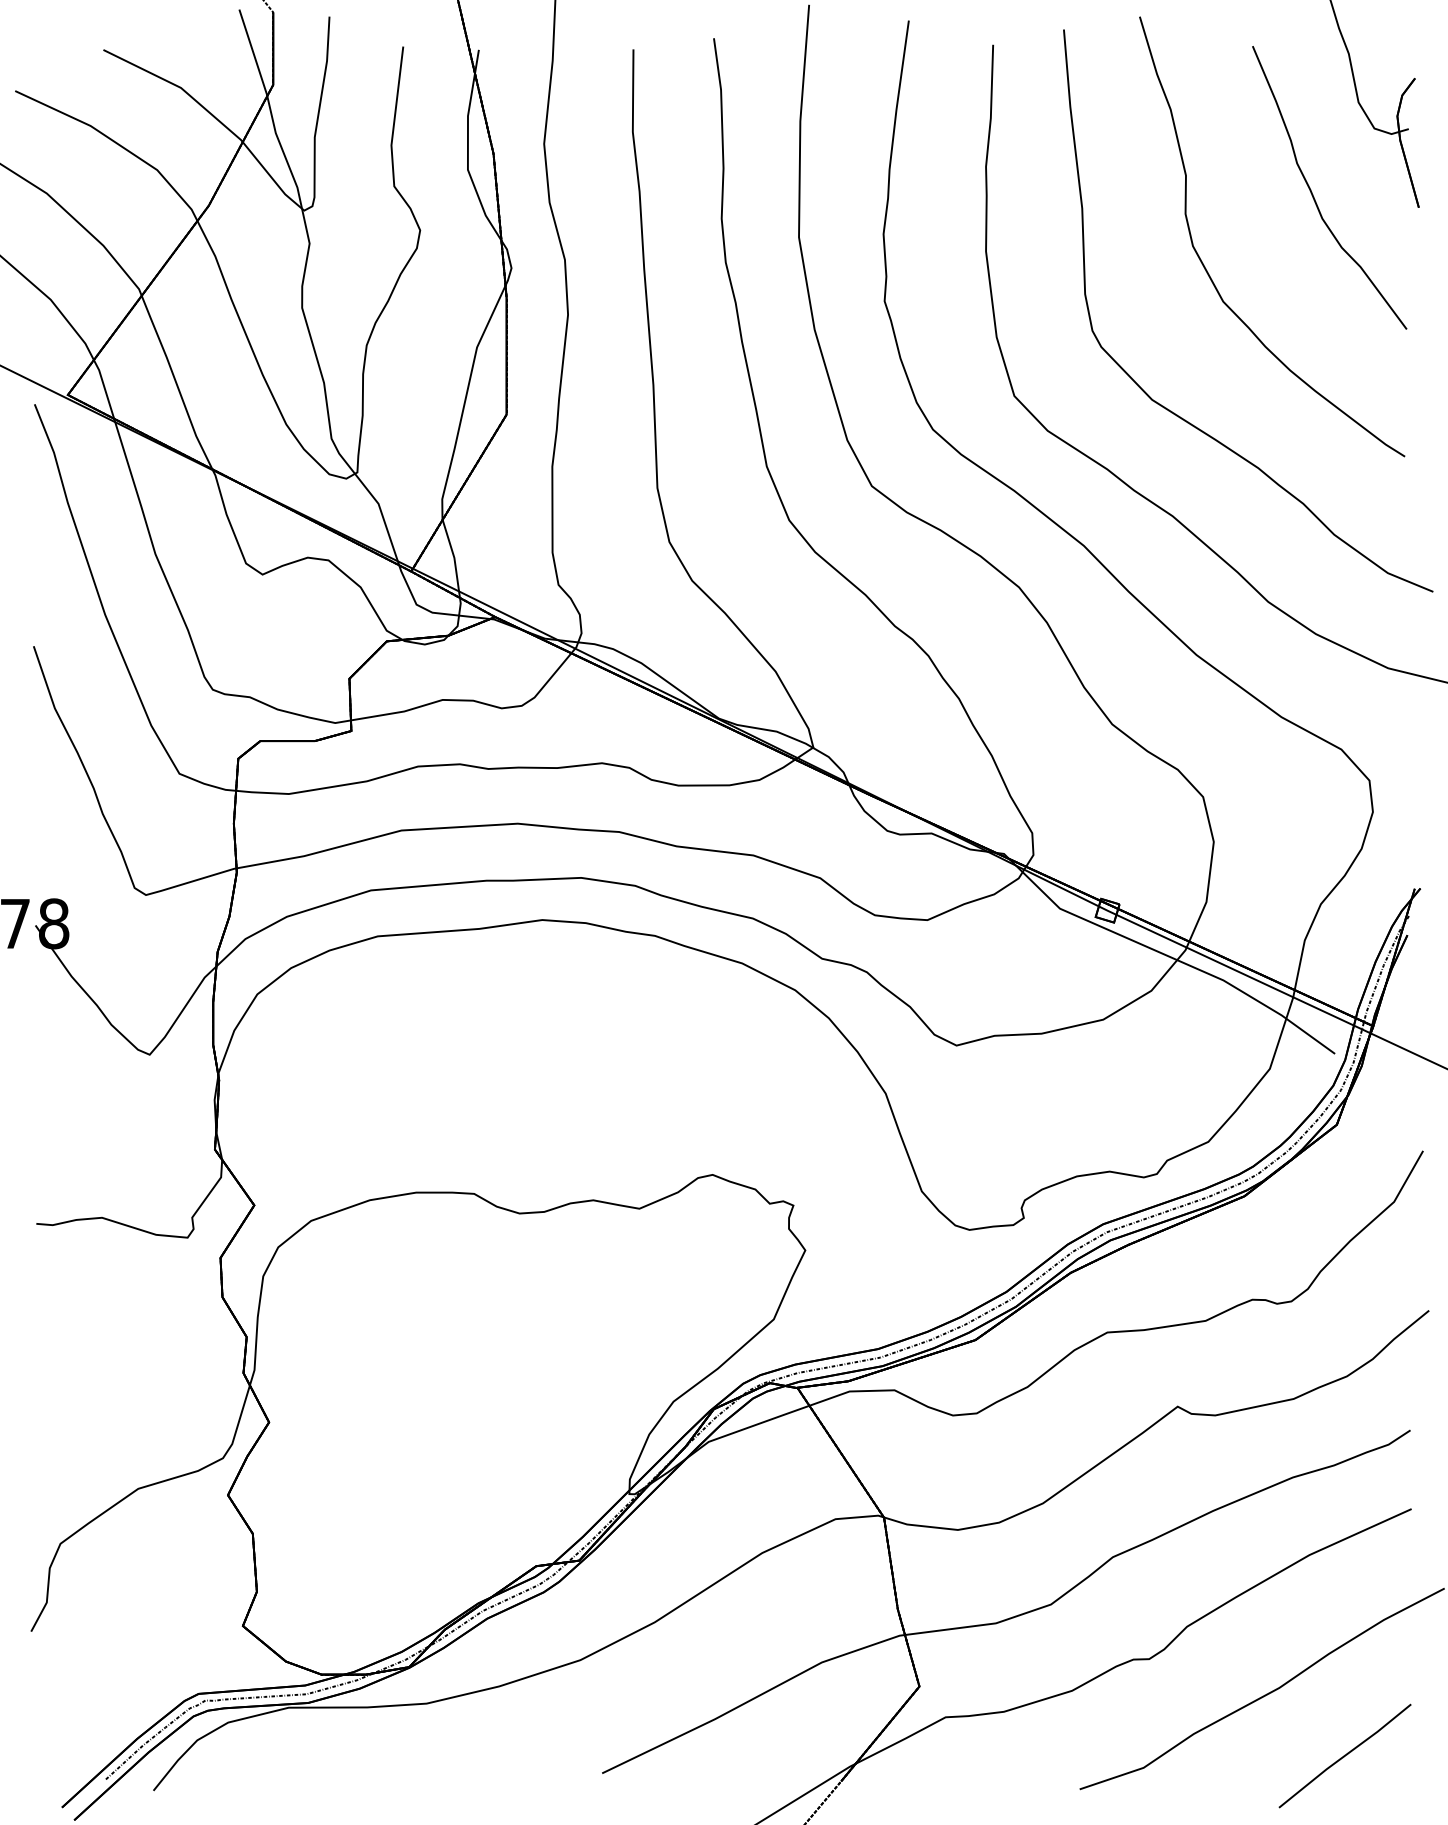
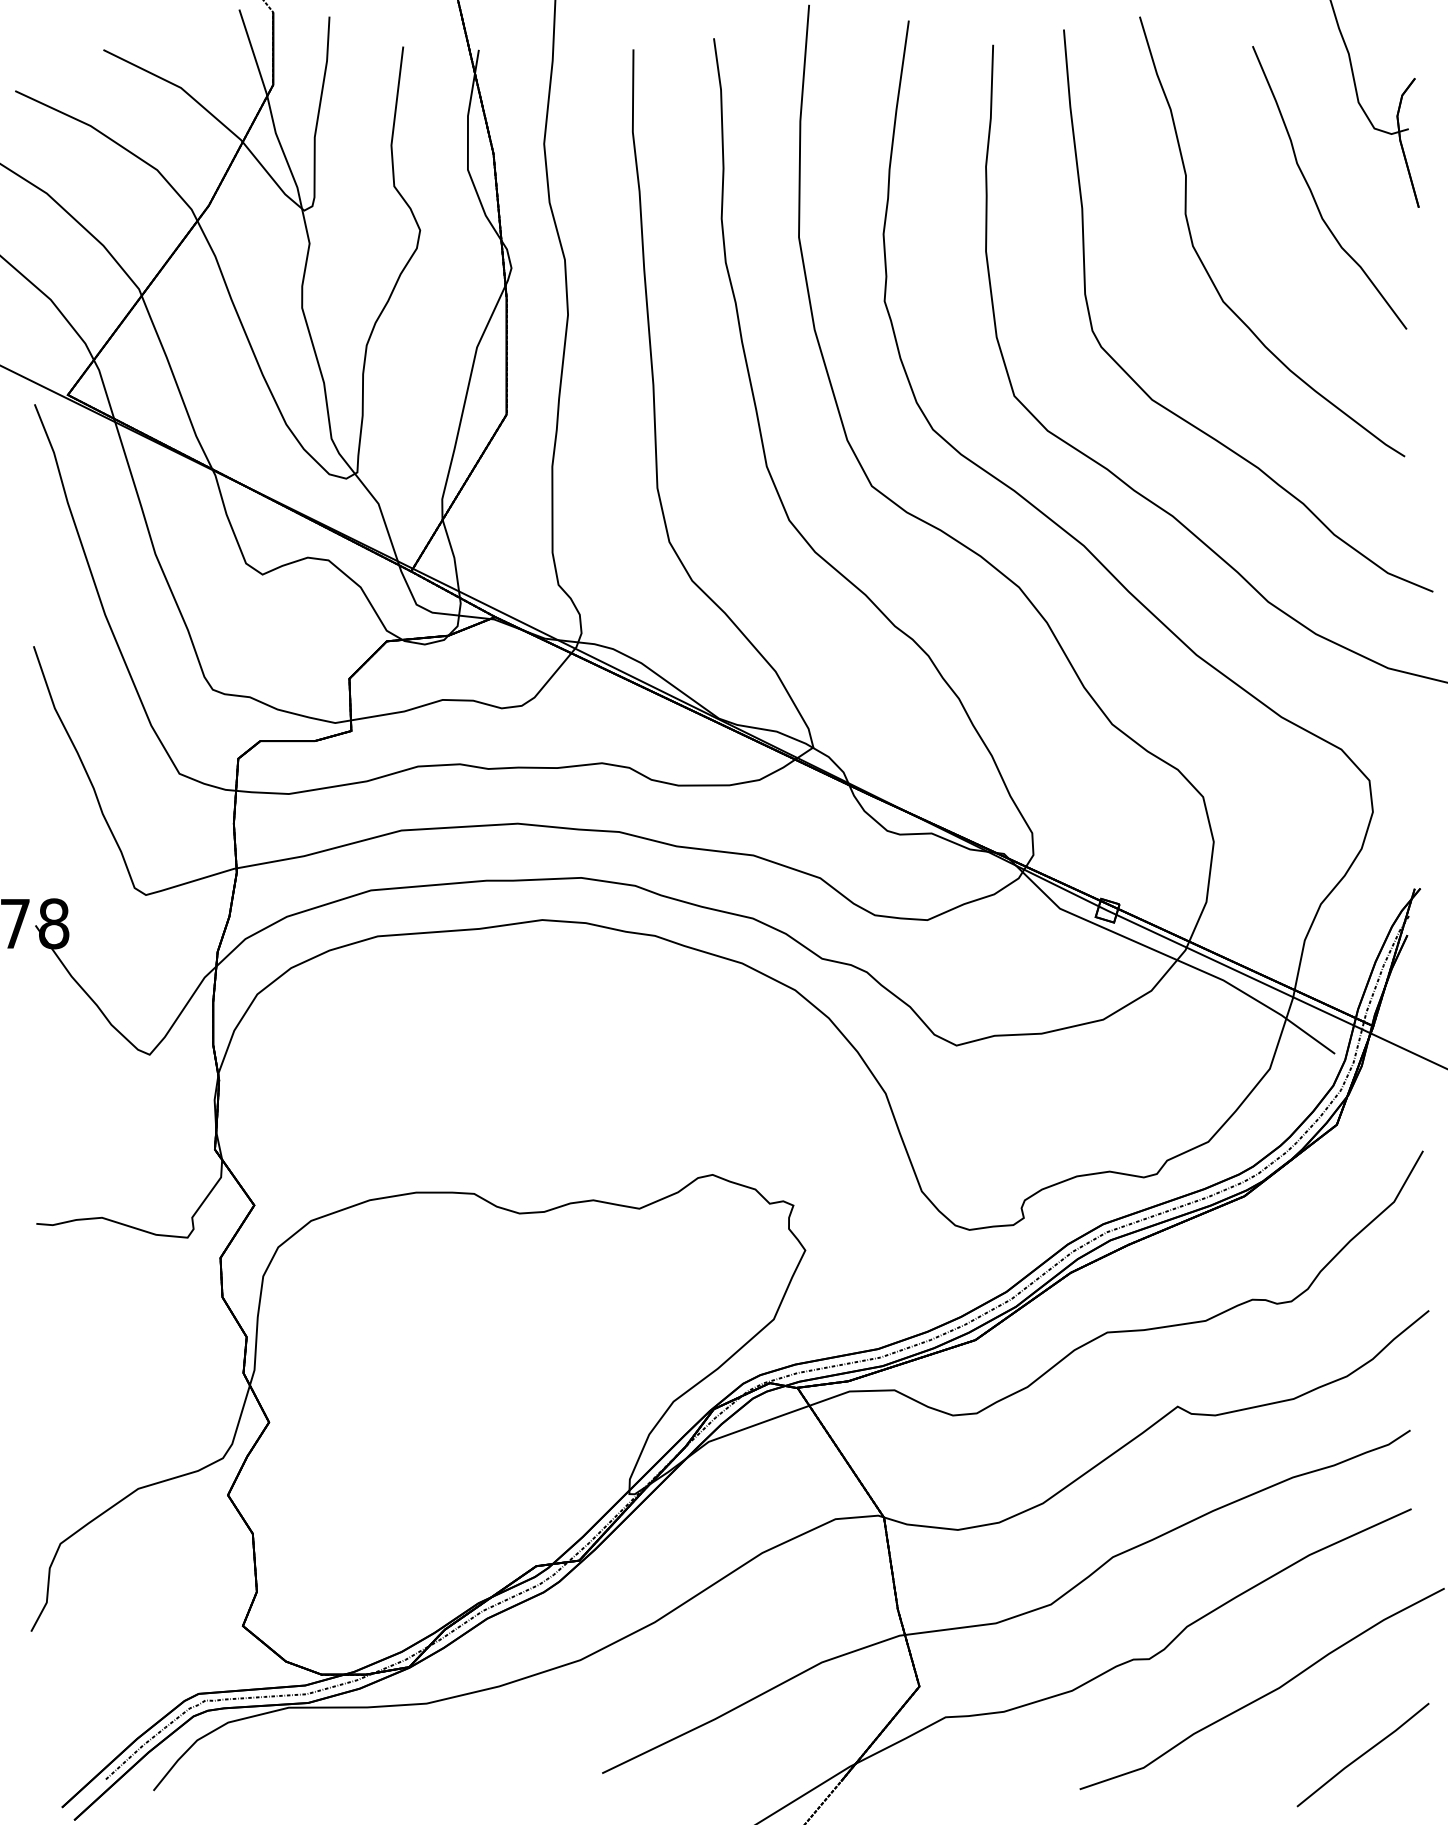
line position: (1344, 1755) -> (1362, 1754) (1362, 1754)
